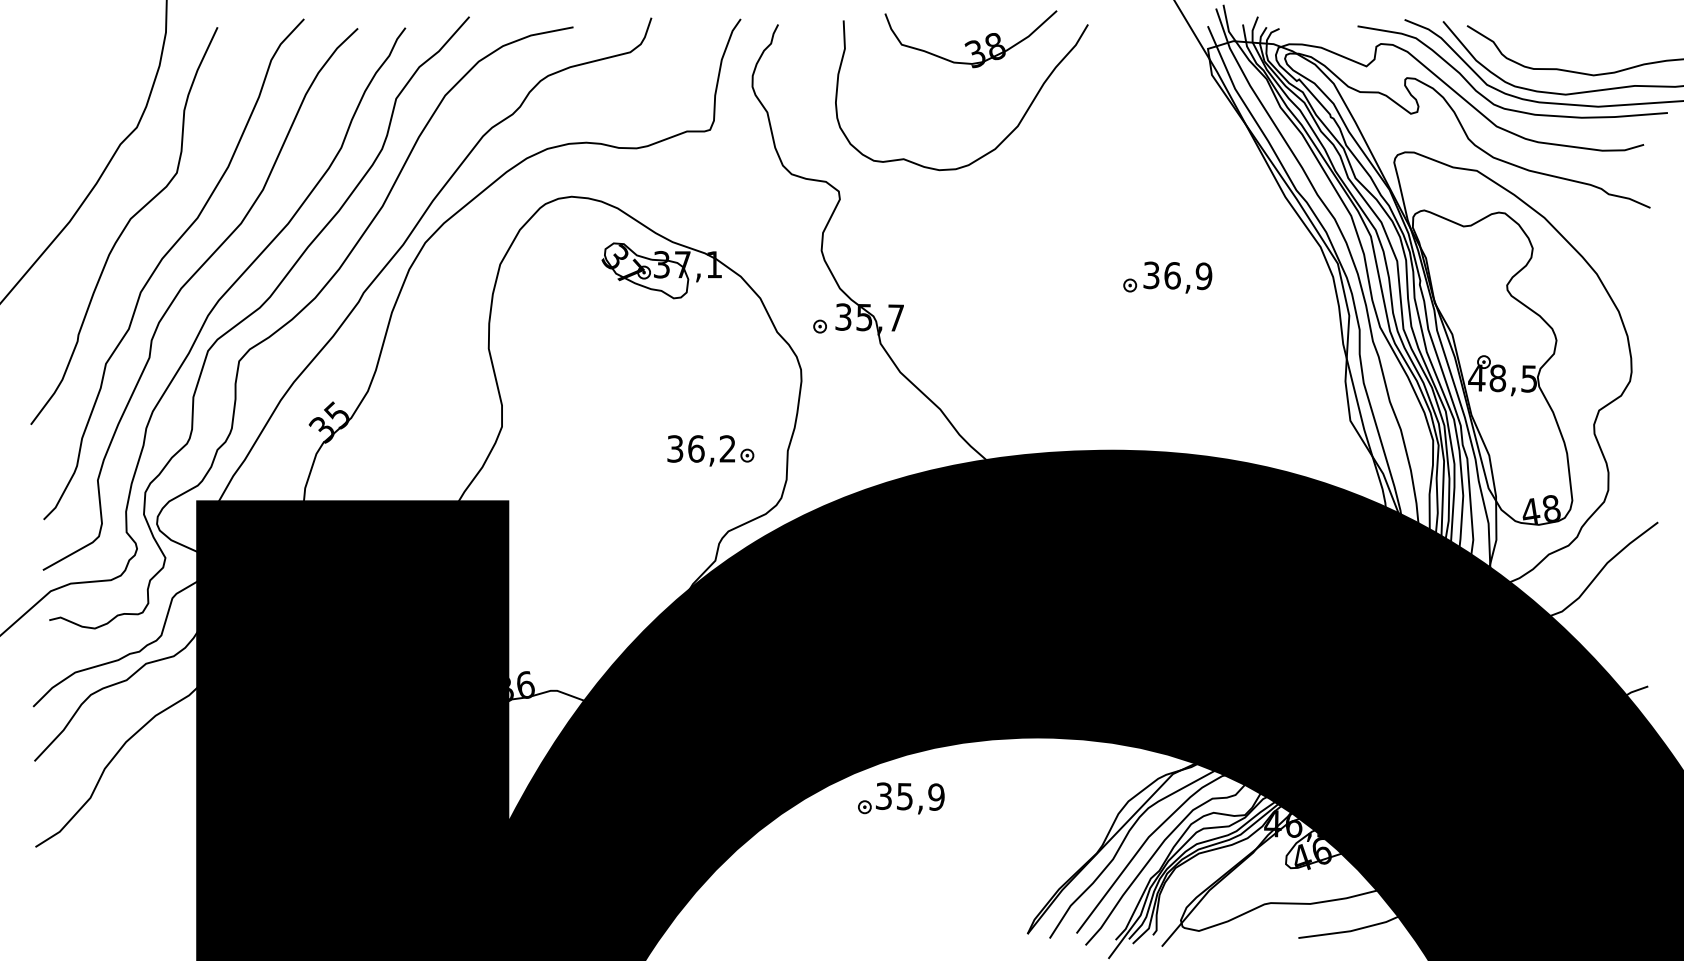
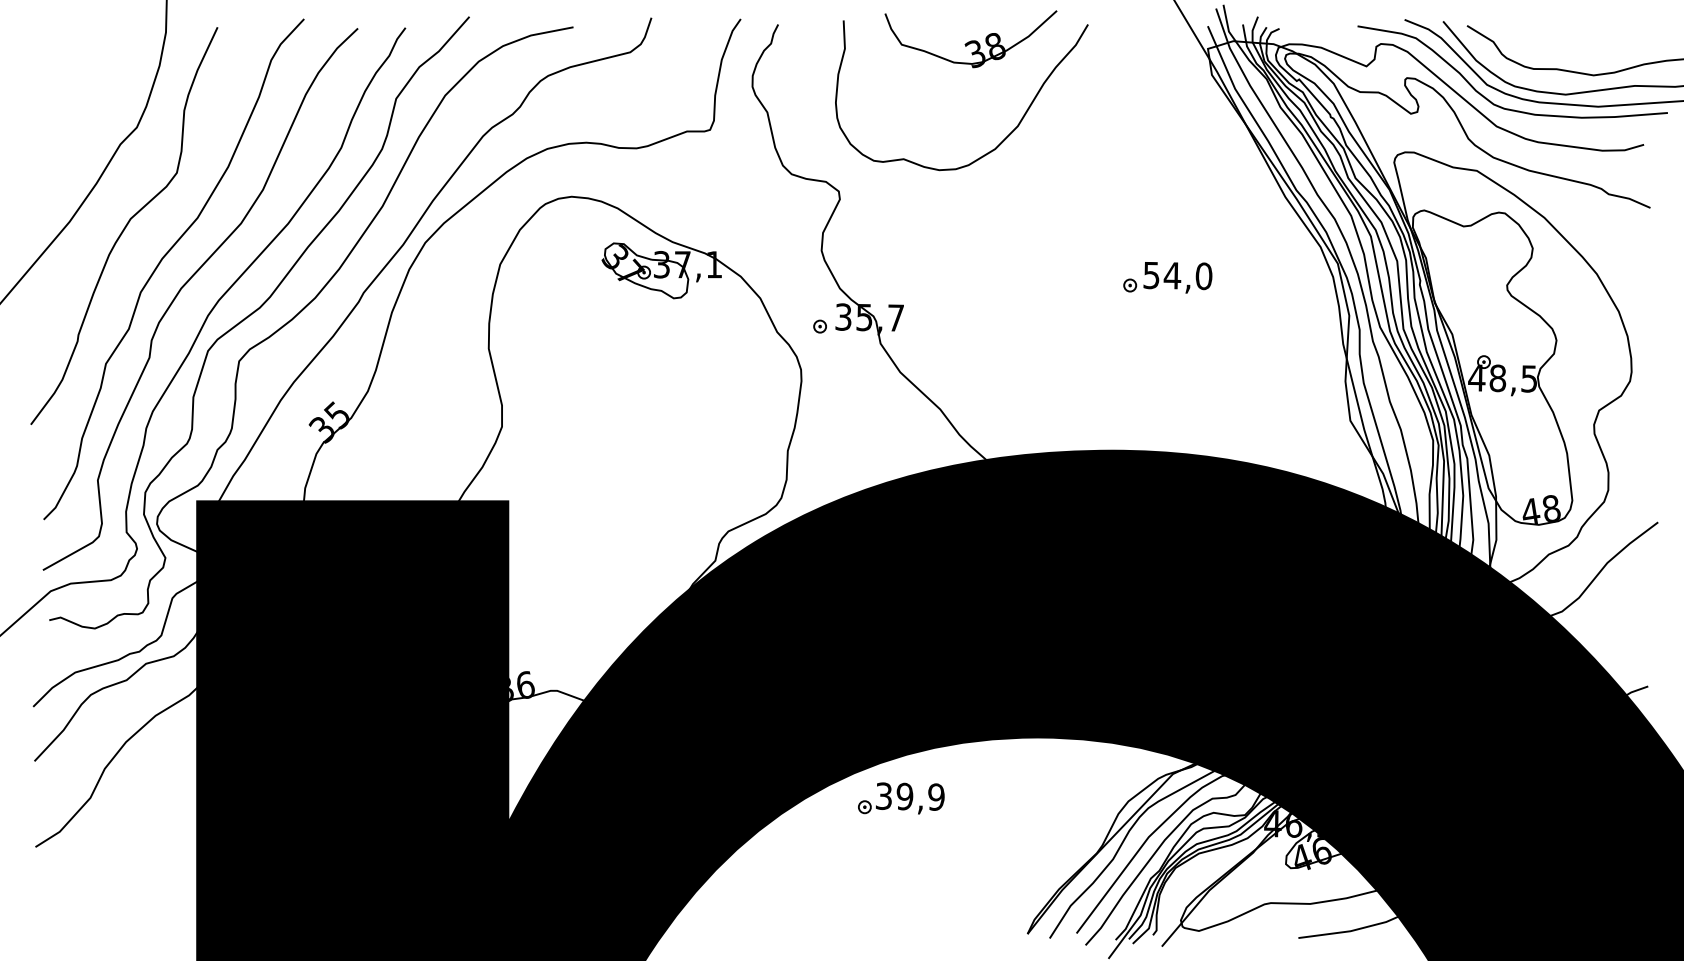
text: 36,9 -> 54,0 (1178, 275)
part: present -> none (710, 450)
text: 35,9 -> 39,9 (904, 796)
